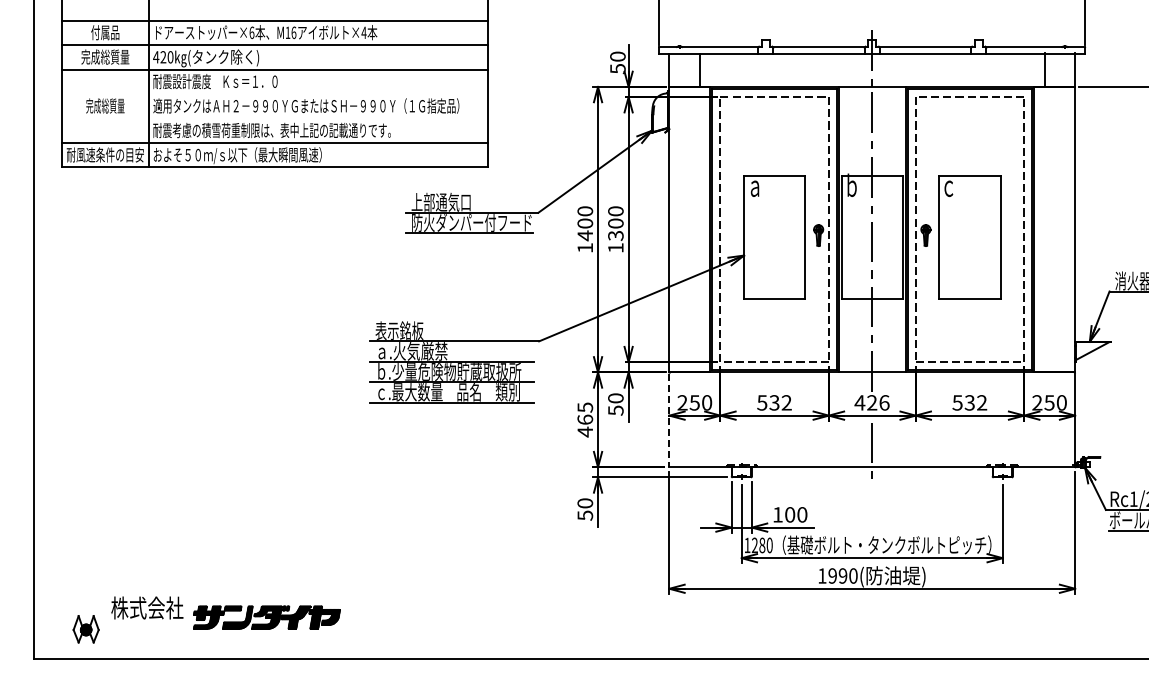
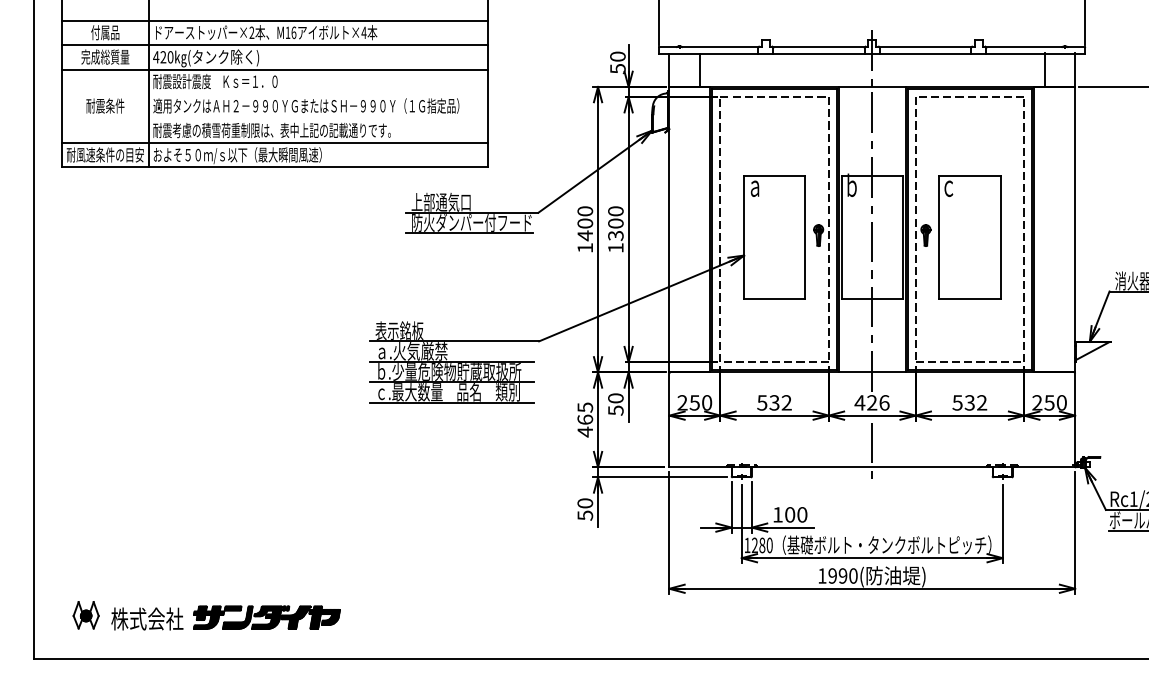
text: ×6 -> ×2 (251, 32)
text: 完成総質量 -> 耐震条件 (105, 105)
line: dashed -> solid (669, 420)
text position: (147, 607) -> (147, 618) (147, 618)
part position: (85, 629) -> (85, 615) (85, 615)
